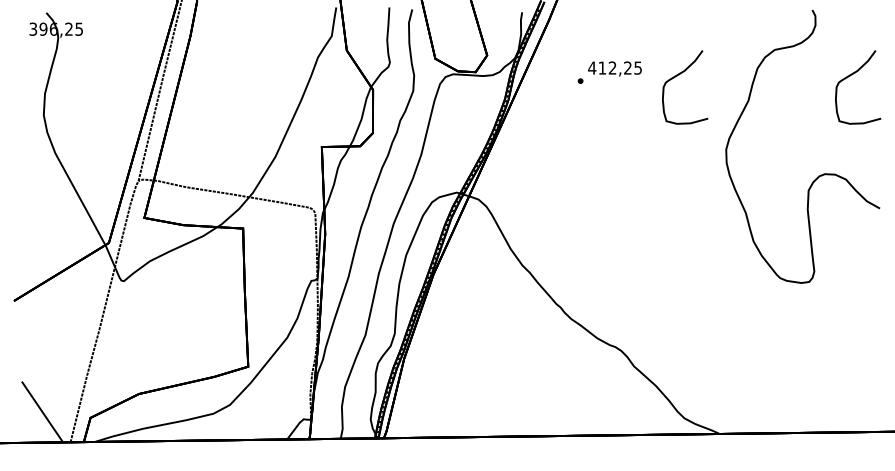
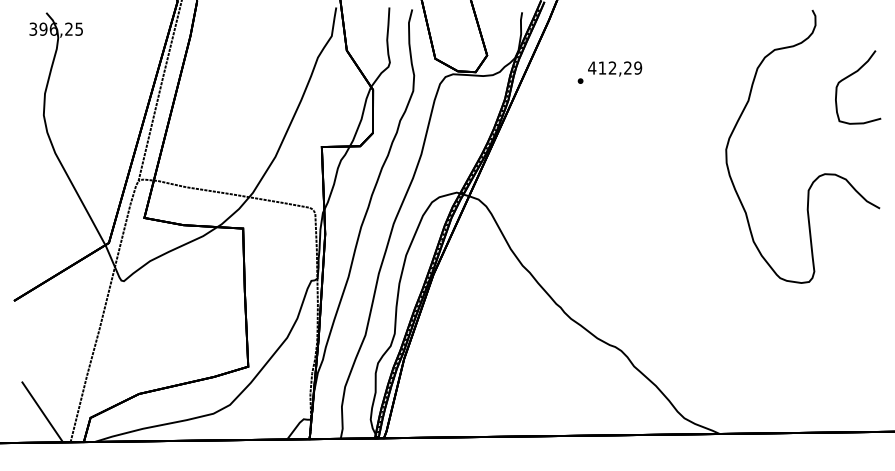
text: 412,25 -> 412,29 (638, 67)
curve: present -> none (679, 75)
